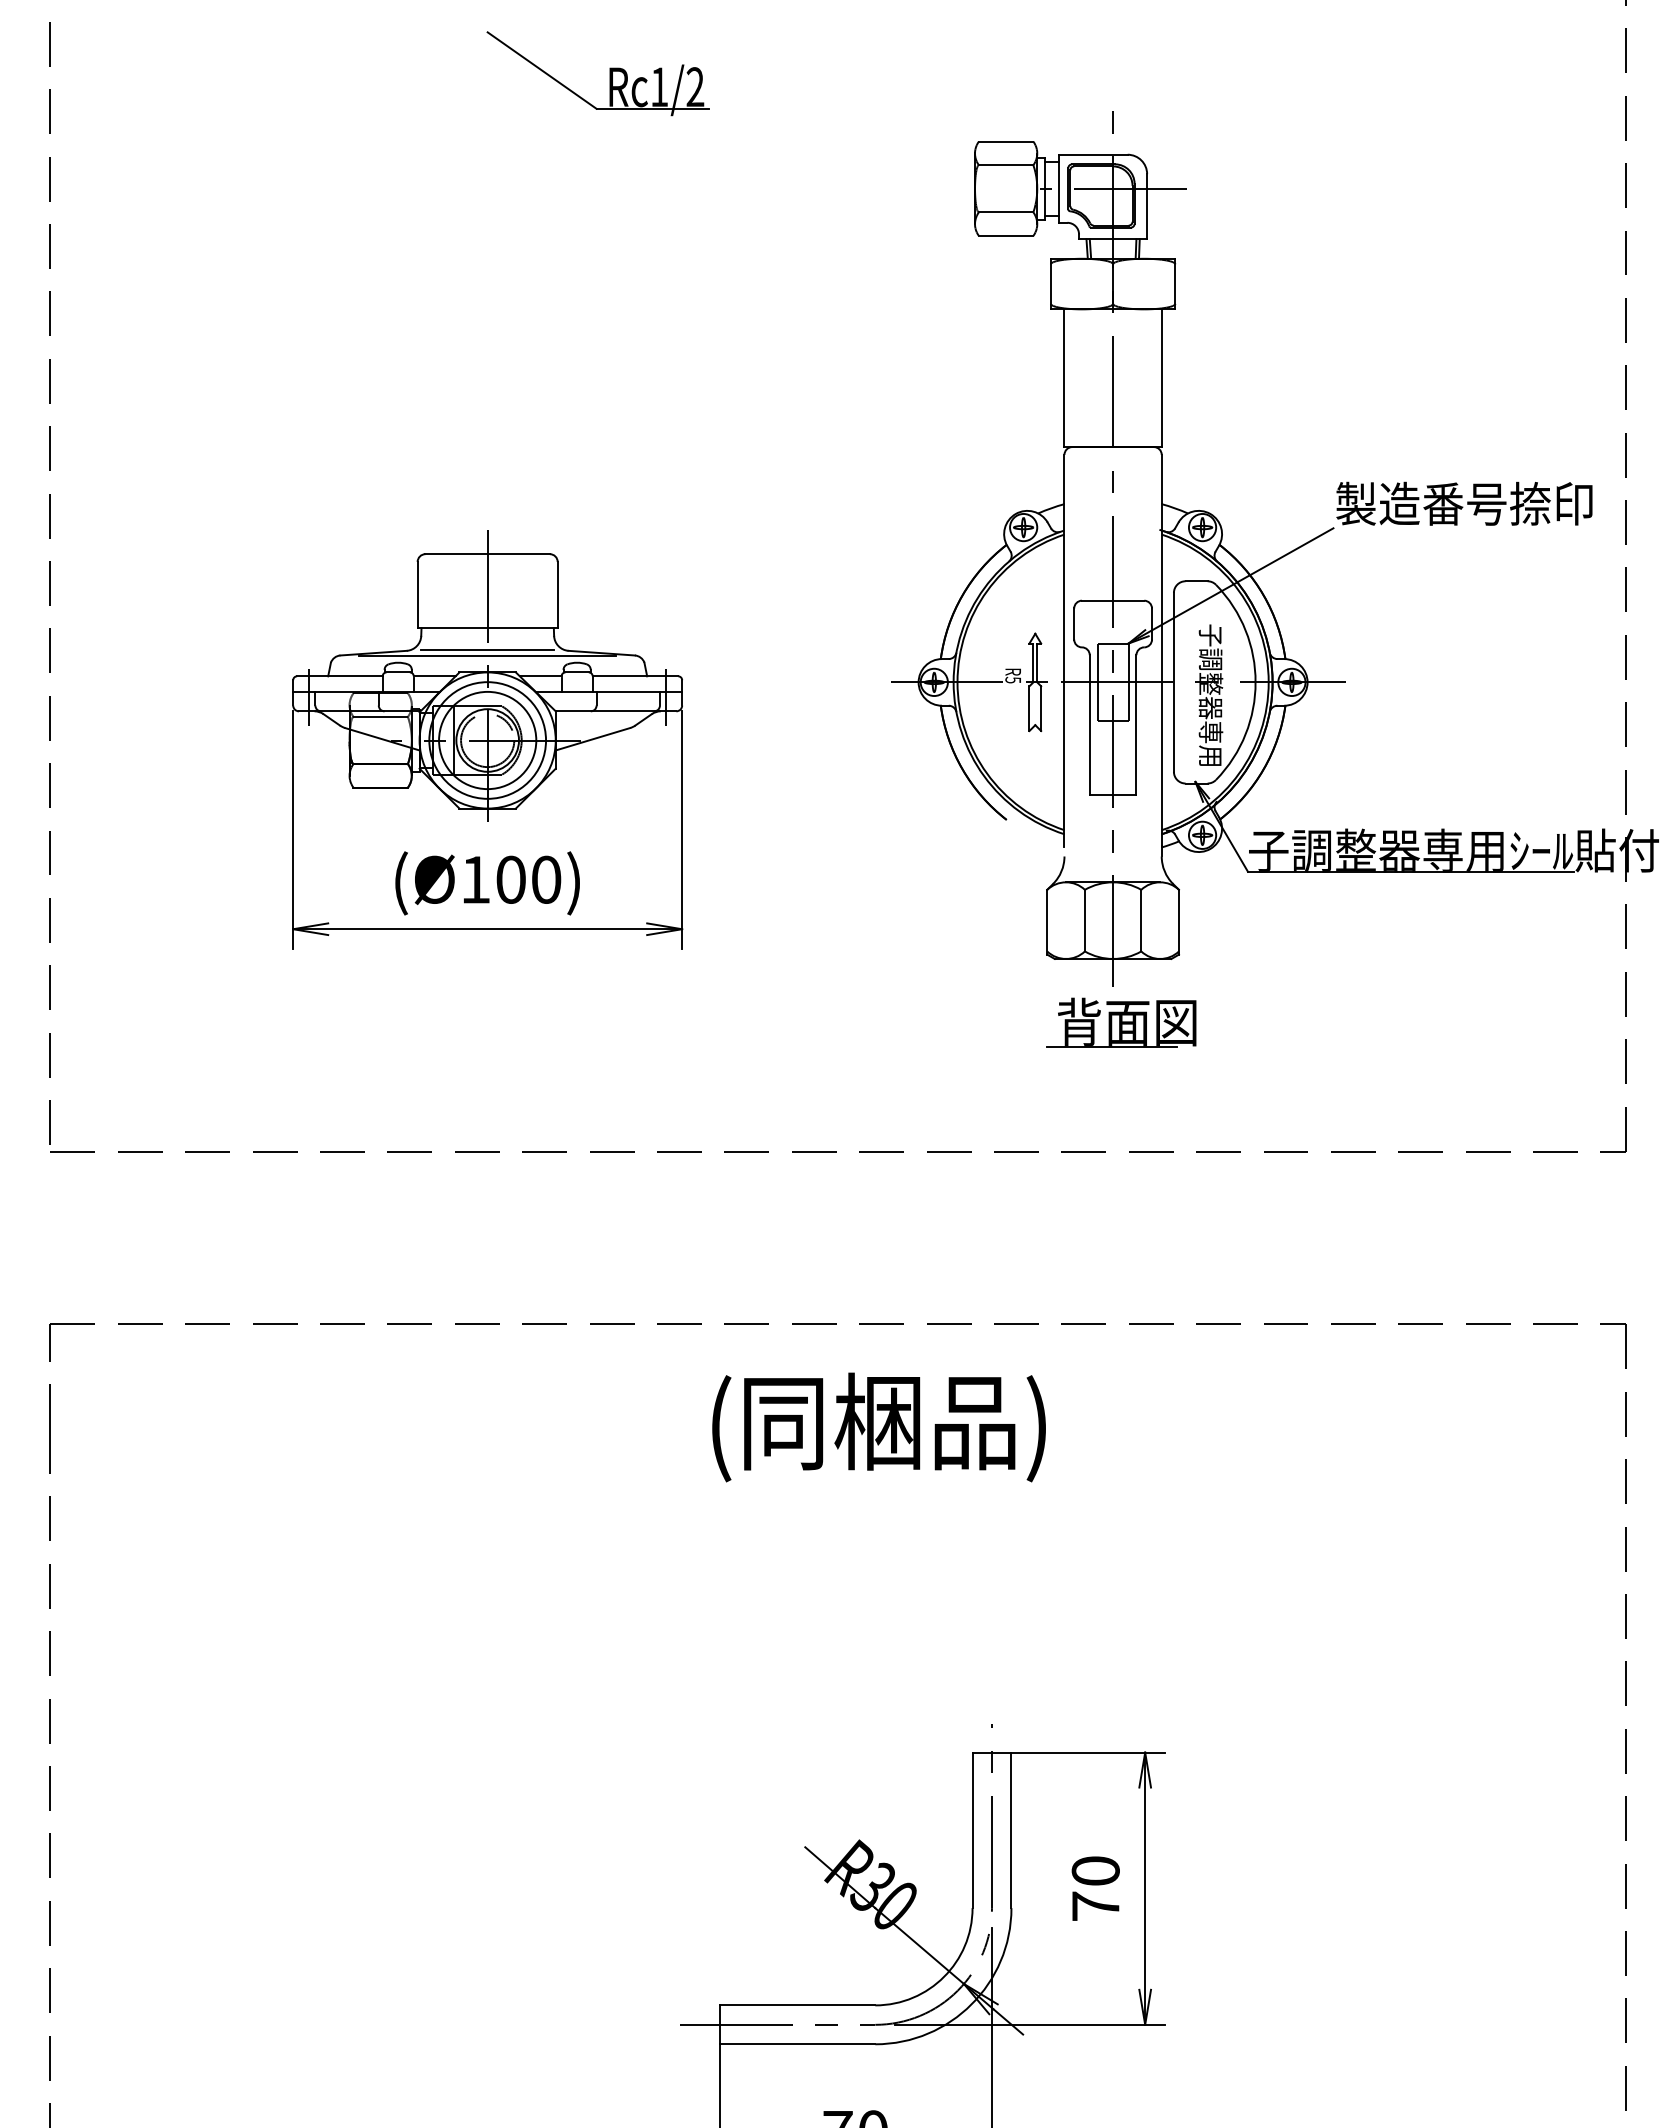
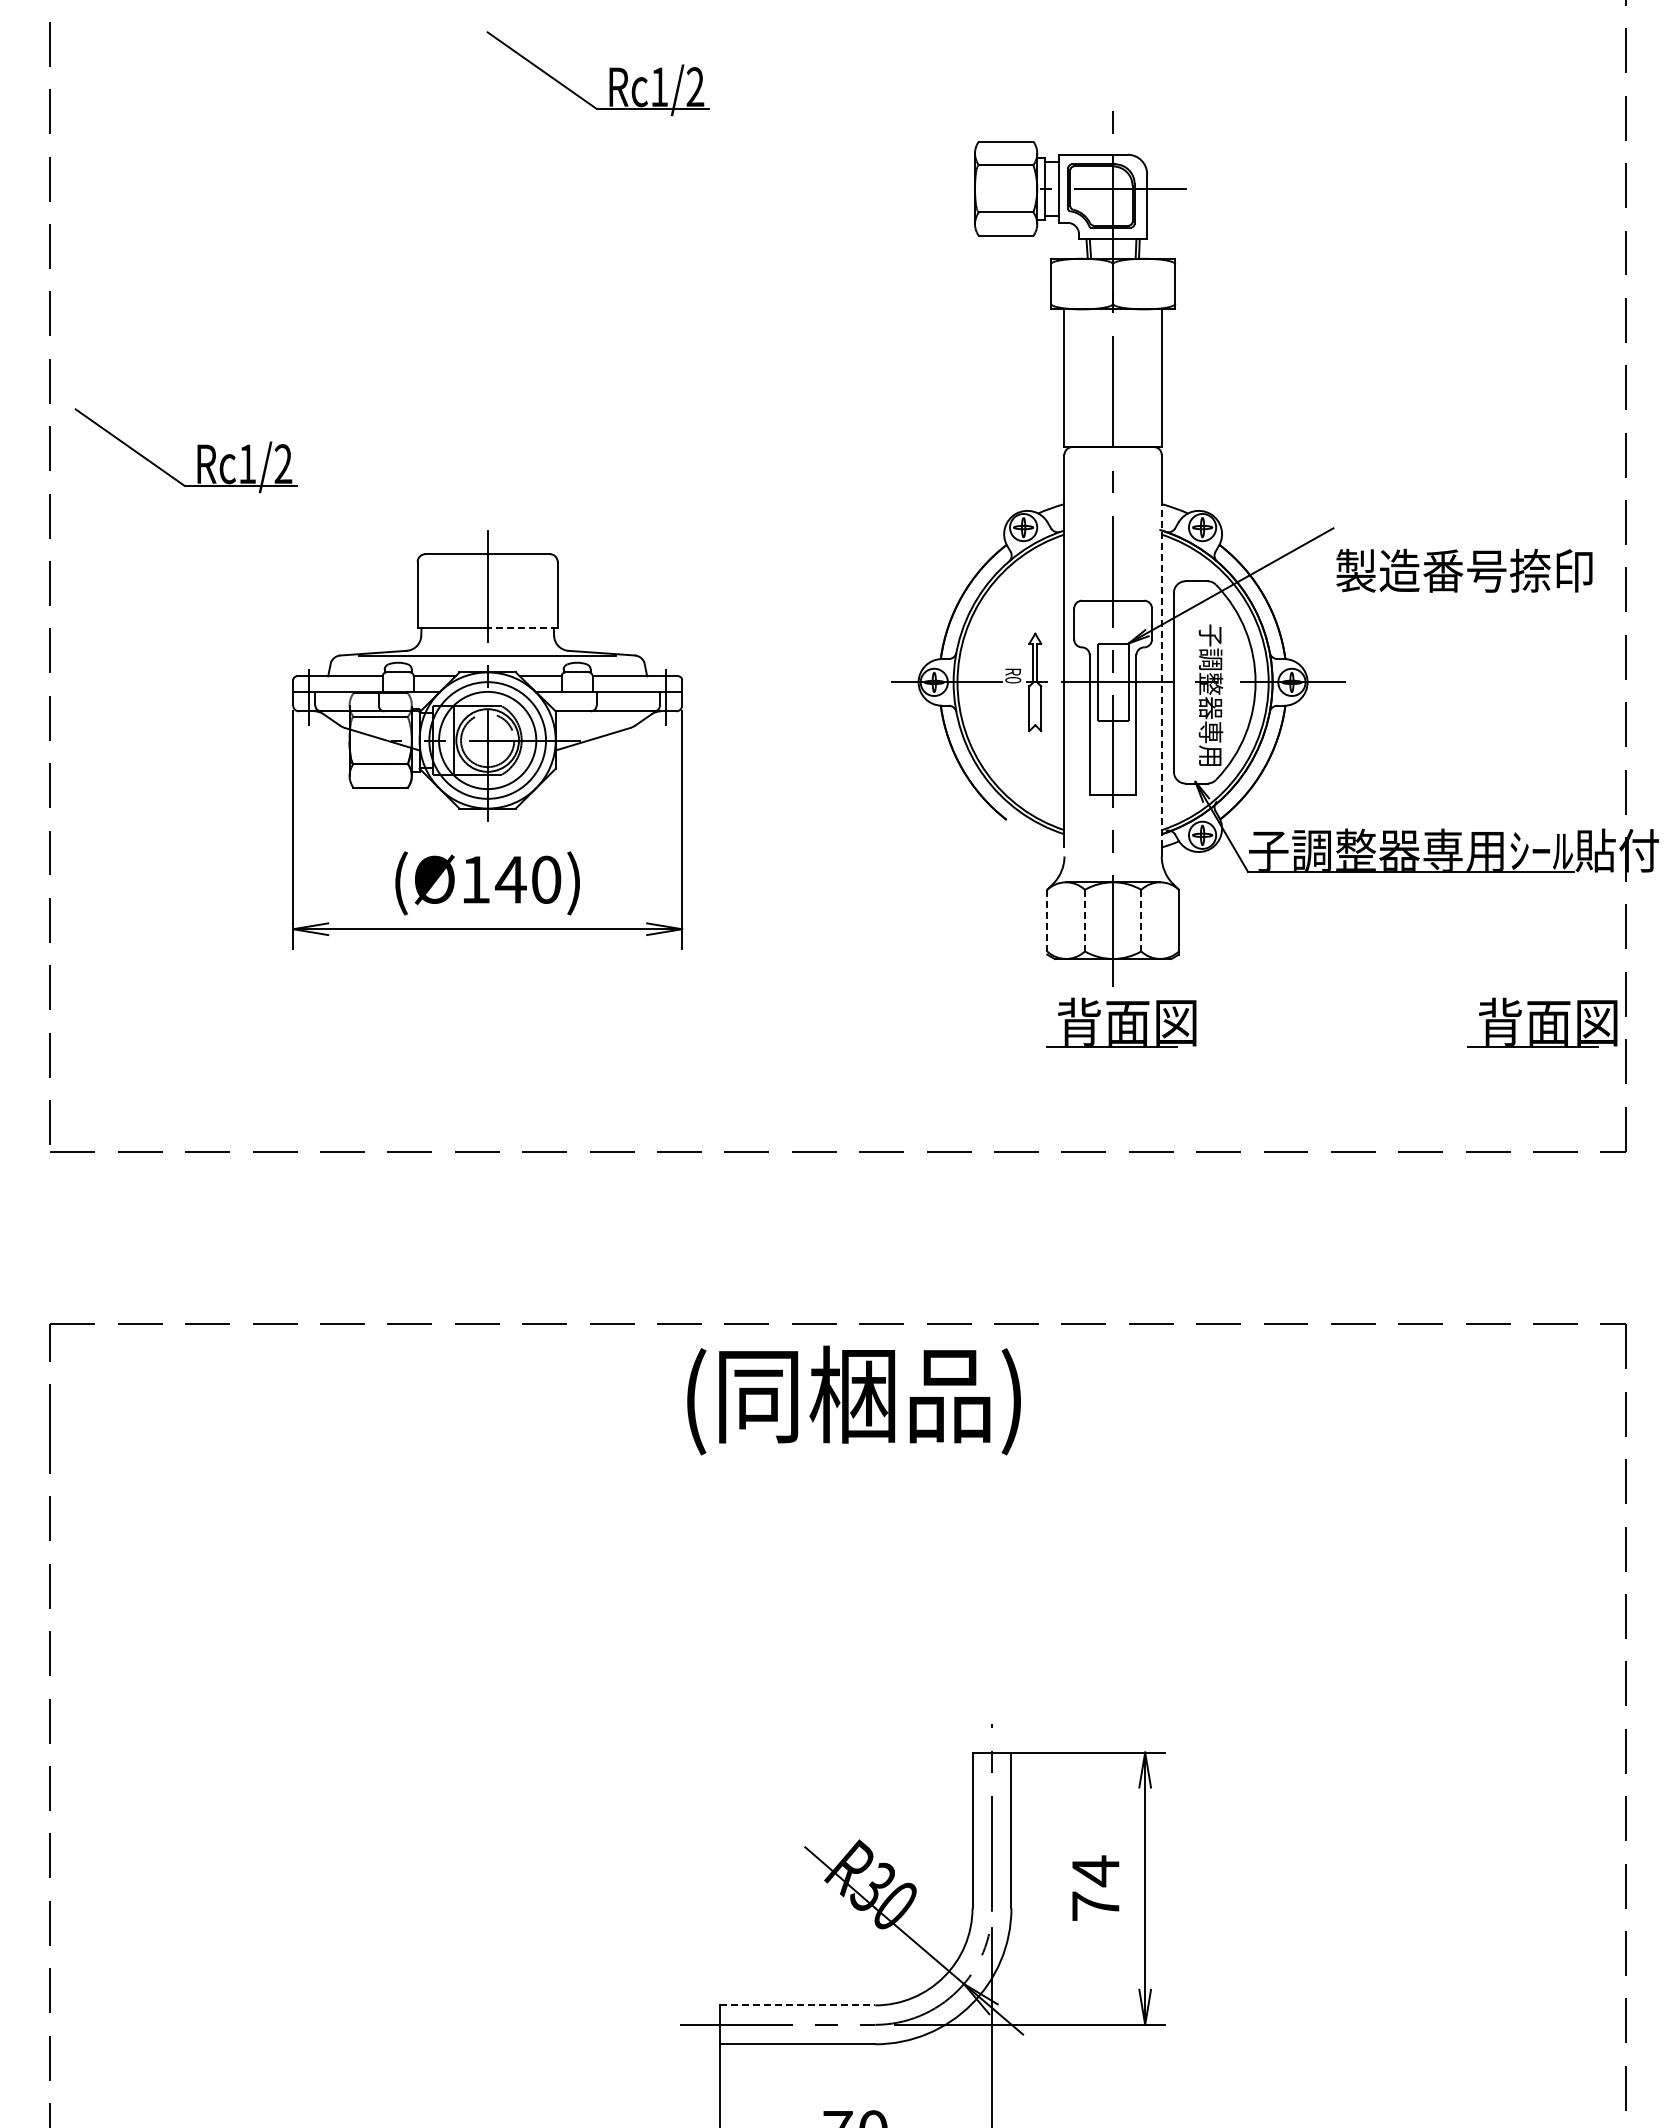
part: none -> present (197, 450)
text position: (1464, 503) -> (1464, 570) (1464, 570)
line: solid -> dashed (522, 628)
line: present -> none (487, 649)
line: solid -> dashed (1161, 675)
text: R5 -> R0 (1013, 679)
text: (Ø100) -> (Ø140) (510, 879)
line: solid -> dashed (1084, 920)
line: solid -> dashed (1141, 920)
line: solid -> dashed (1047, 922)
part: none -> present (1542, 1022)
text position: (878, 1427) -> (853, 1400) (853, 1400)
text: 70 -> 74 (1095, 1871)
line: solid -> dashed (797, 2005)
